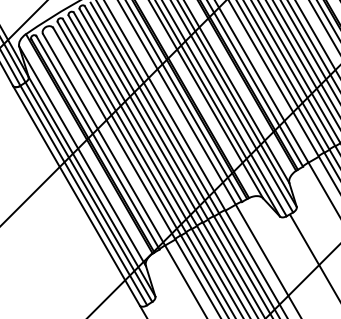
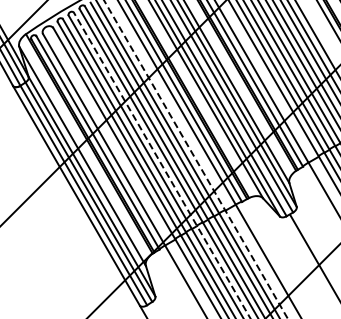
line: present -> none (323, 26)
line: solid -> dashed (195, 159)
line: solid -> dashed (162, 165)
